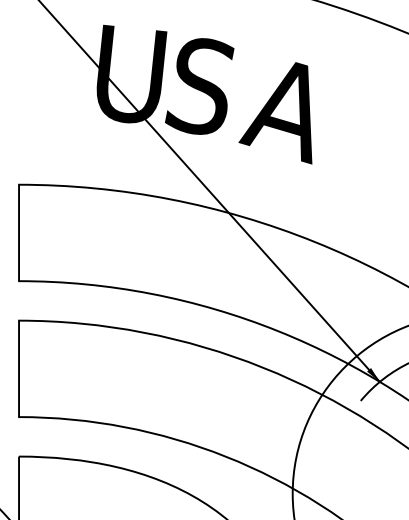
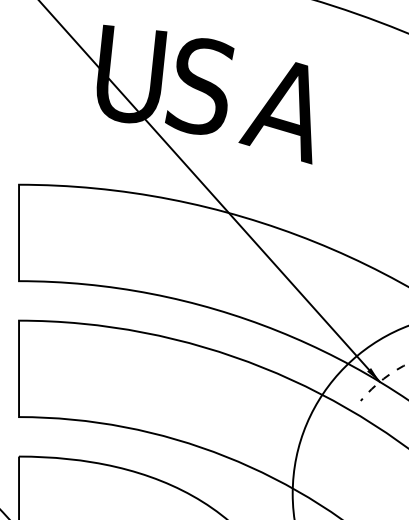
arc: solid -> dashed (382, 380)
